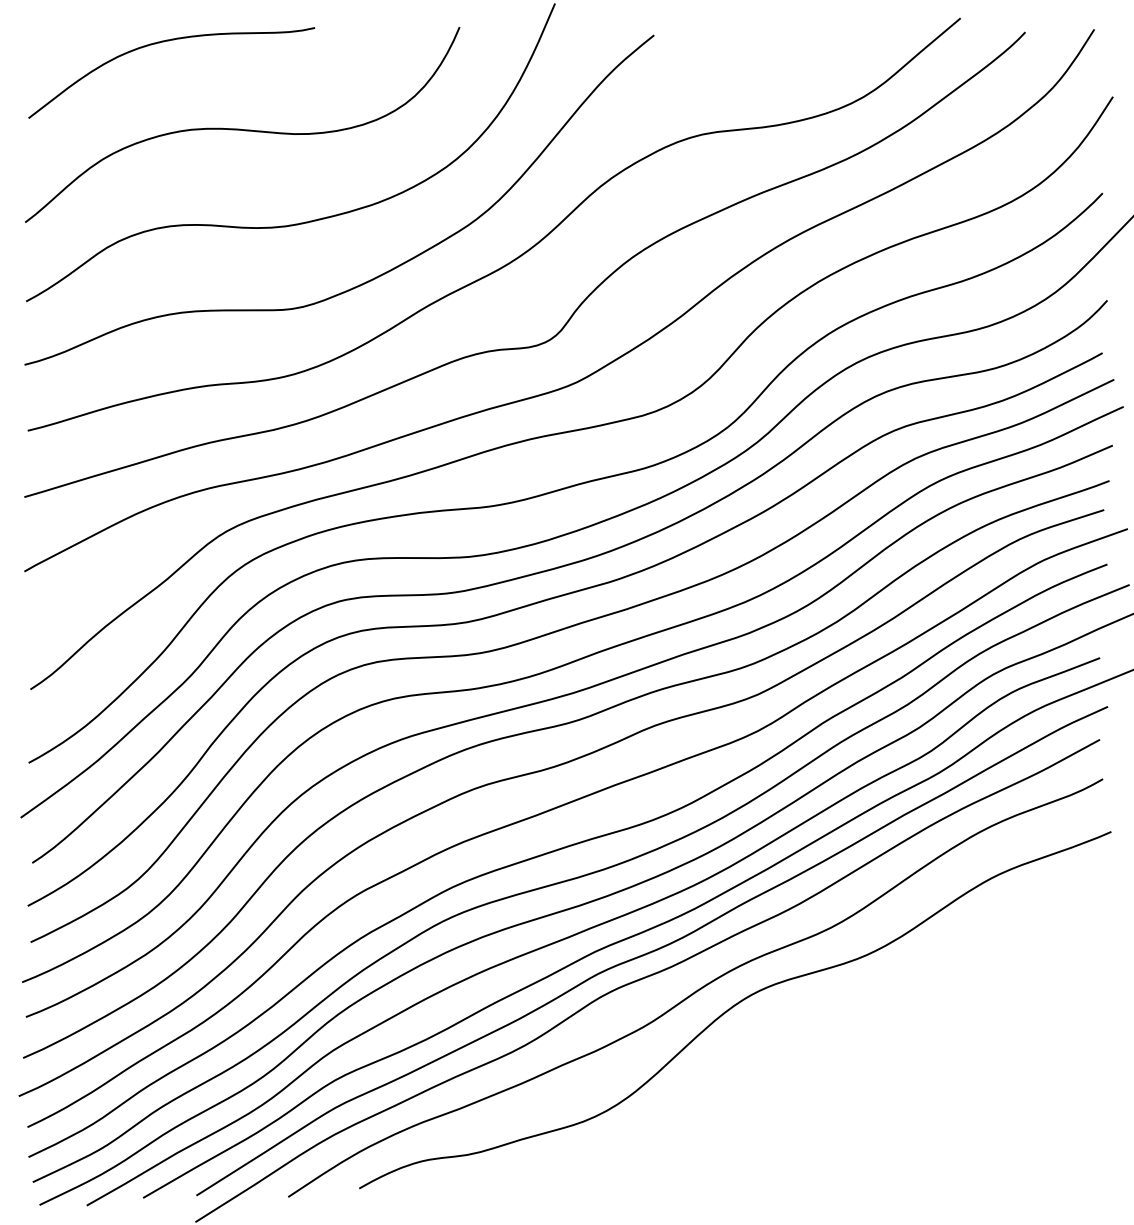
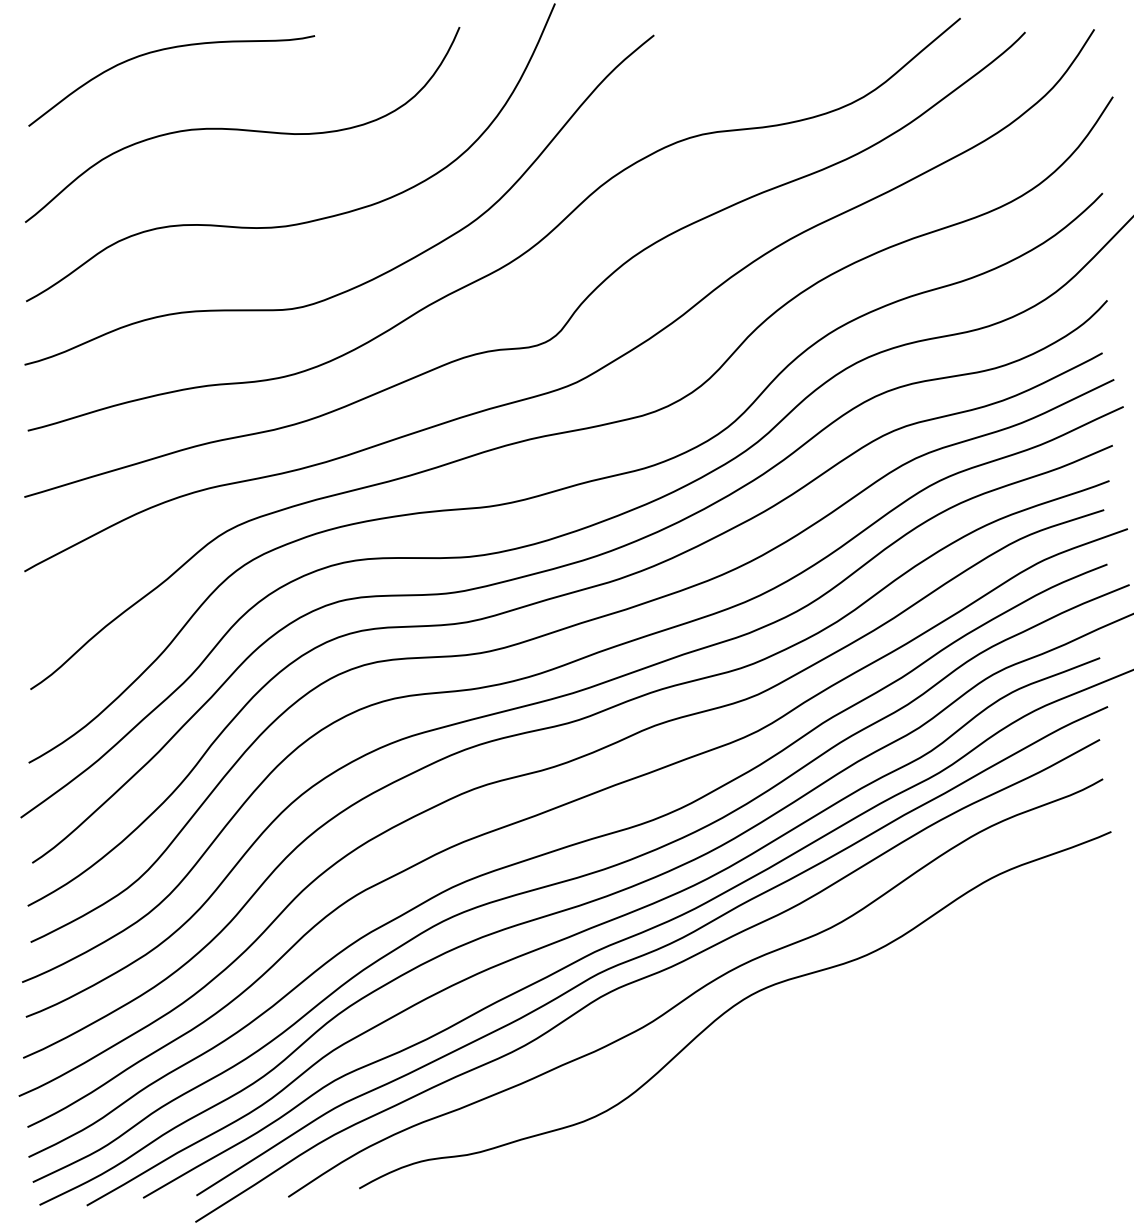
curve position: (164, 42) -> (164, 50) (164, 50)
